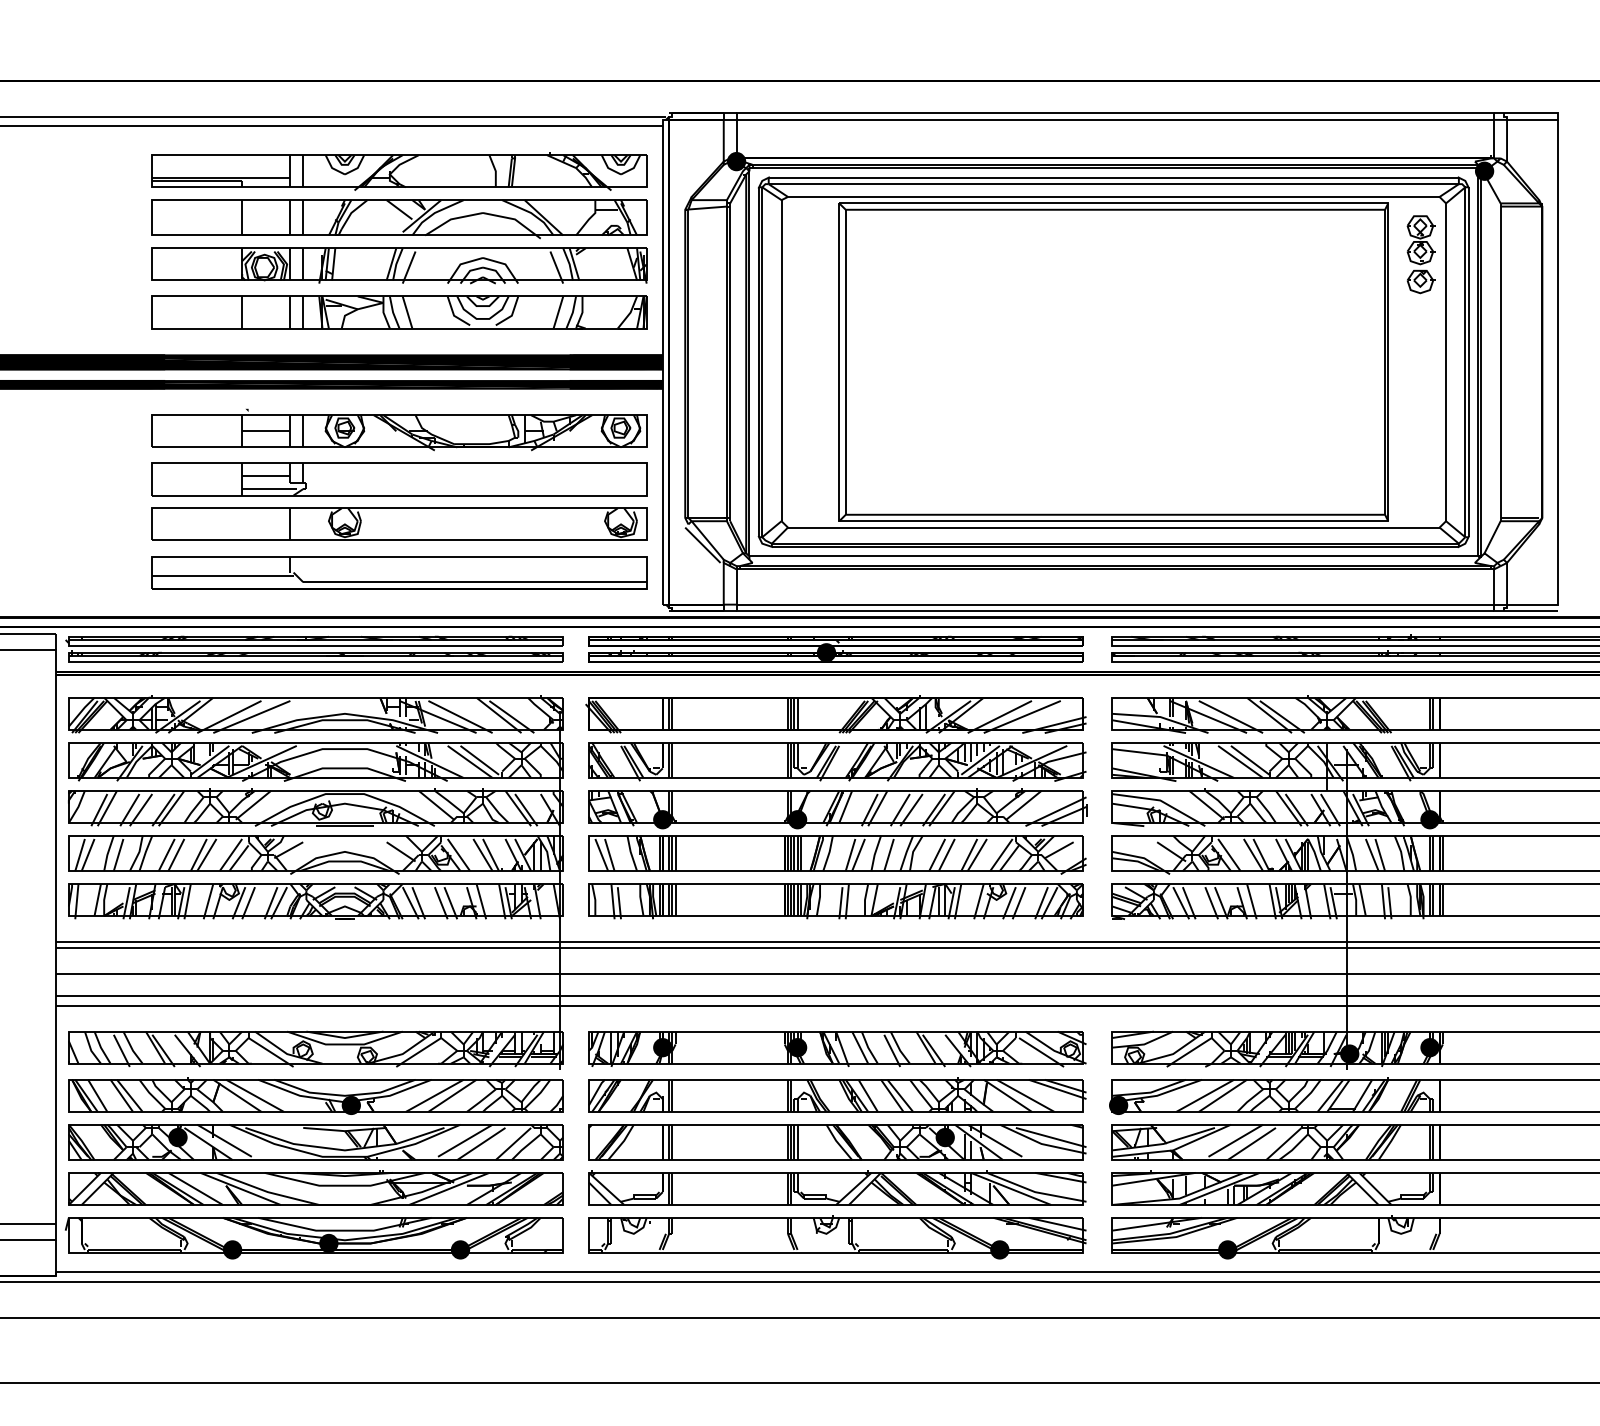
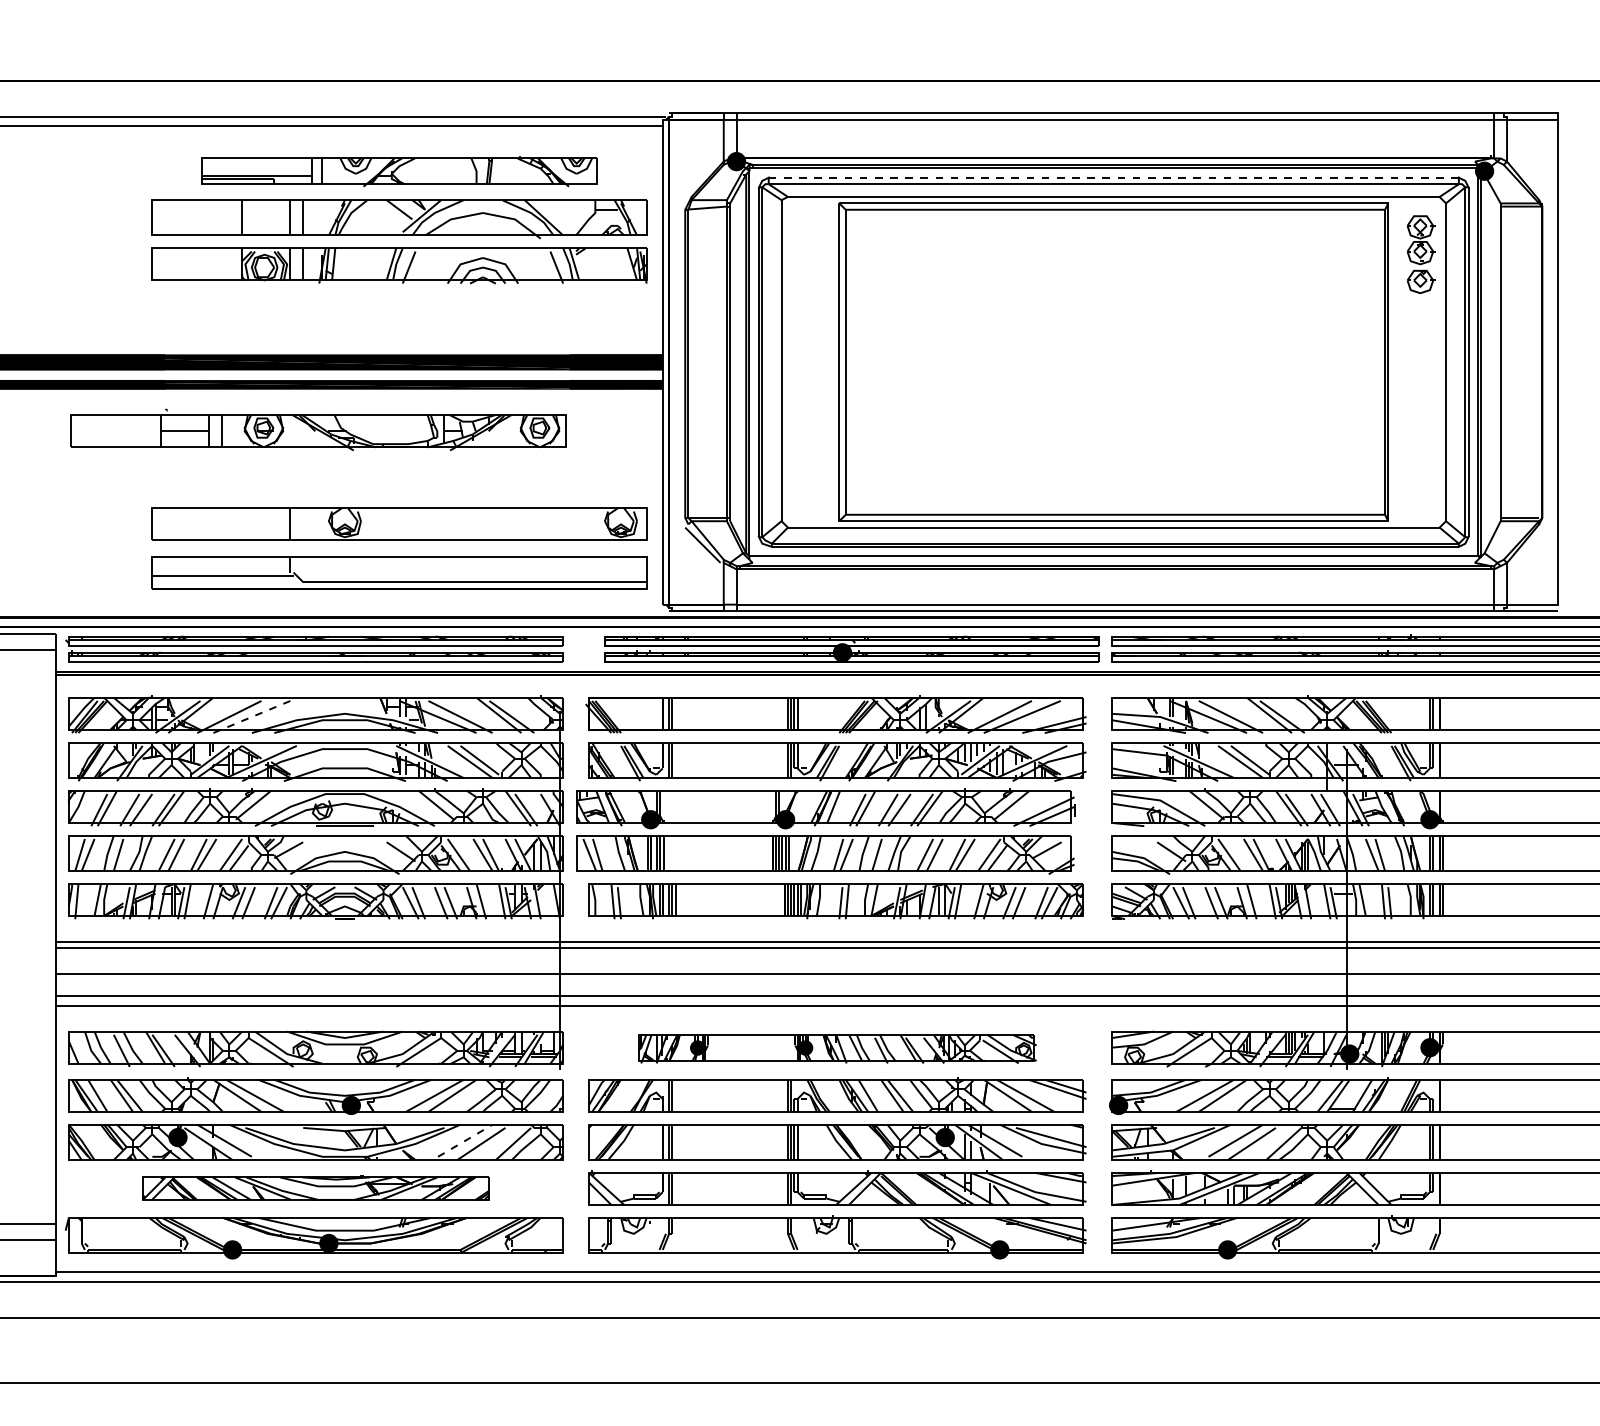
part size: 497x39 px -> 397x32 px (399, 171)
line: solid -> dashed (1113, 177)
part: present -> none (399, 312)
part position: (399, 429) -> (318, 429) (318, 429)
part: present -> none (399, 479)
part position: (835, 648) -> (851, 648) (851, 648)
line: solid -> dashed (251, 717)
part position: (837, 831) -> (825, 831) (825, 831)
part size: 499x37 px -> 399x30 px (837, 1048)
line: solid -> dashed (465, 1140)
part size: 496x36 px -> 348x26 px (315, 1187)
fill: present -> none (460, 1249)
